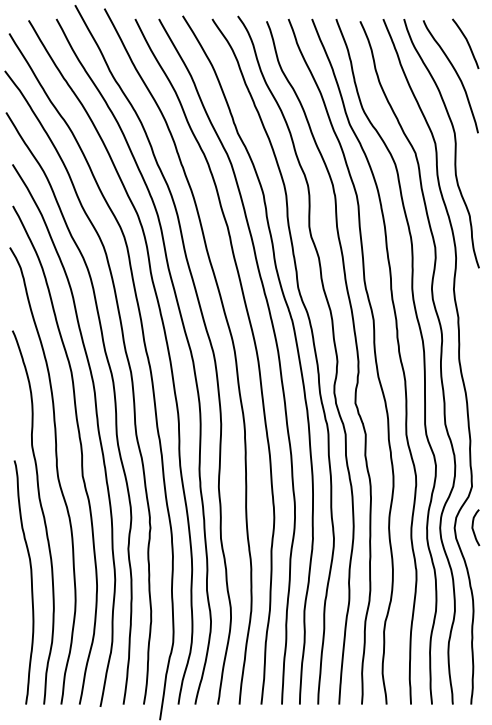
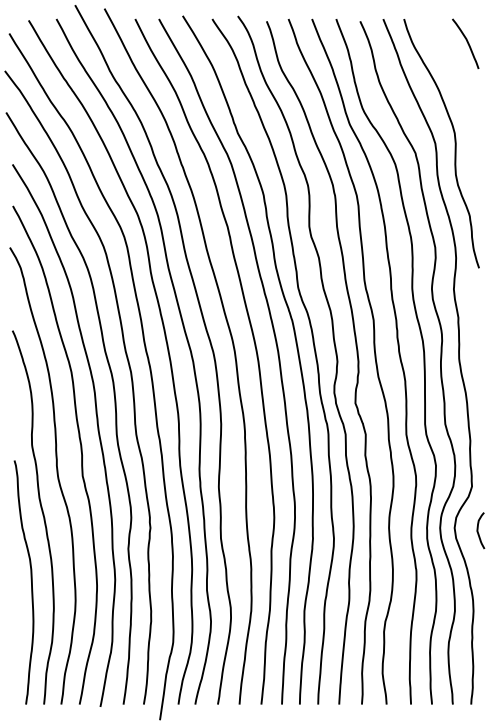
curve: present -> none (455, 73)
curve position: (473, 527) -> (478, 530) (478, 530)
